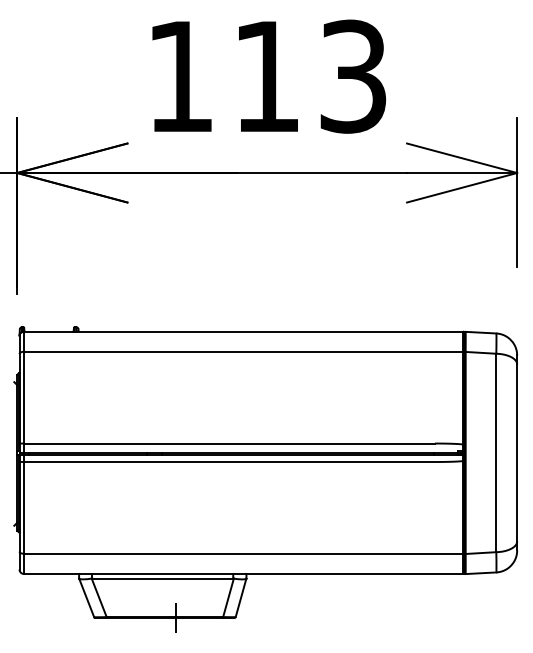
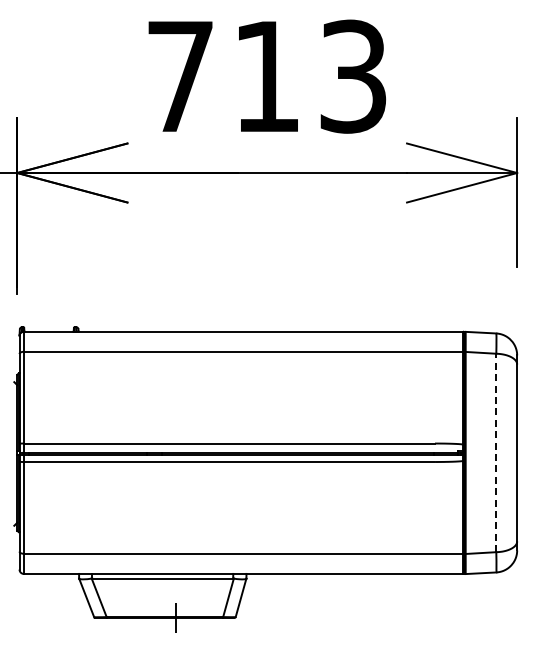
text: 113 -> 713 (180, 76)
line: solid -> dashed (496, 452)
